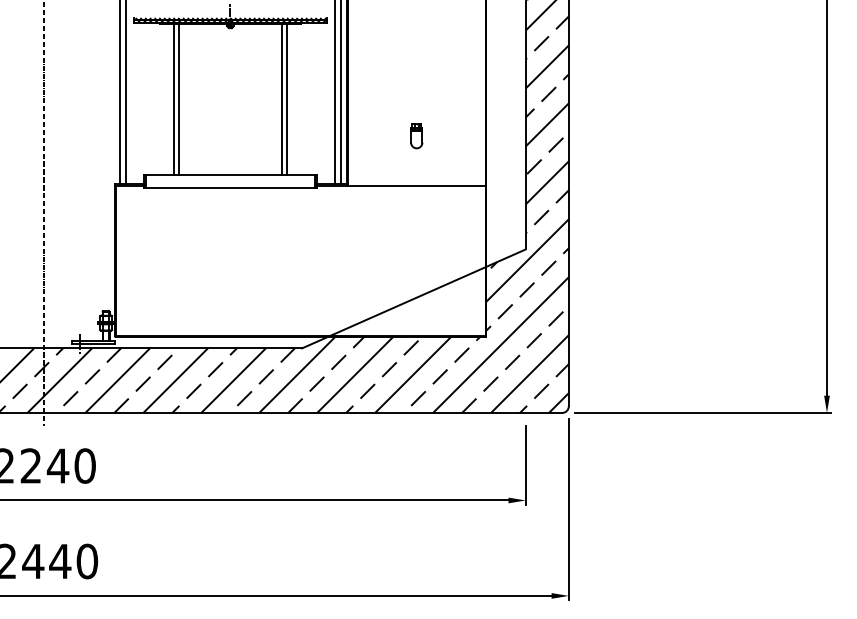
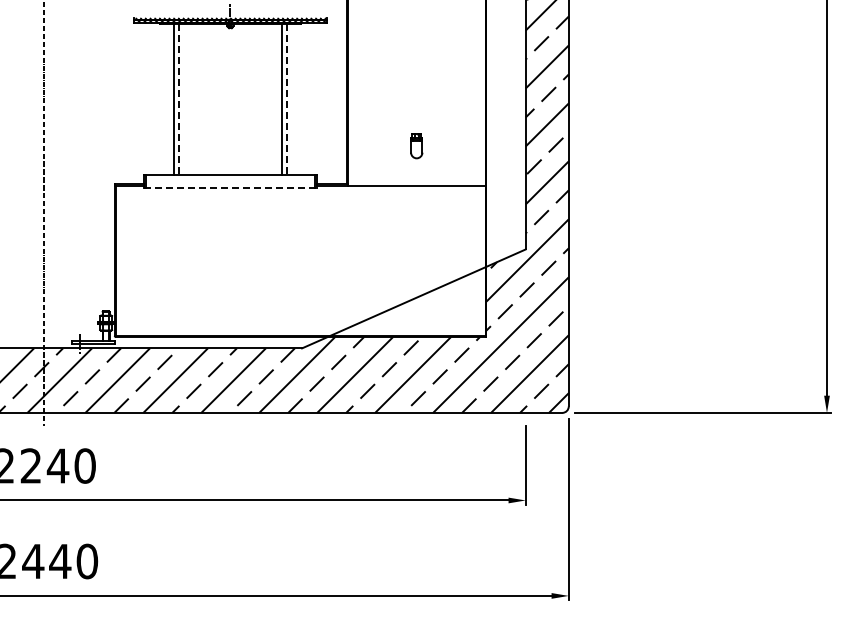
line: present -> none (120, 92)
line: present -> none (125, 92)
line: present -> none (335, 92)
line: present -> none (340, 92)
line: solid -> dashed (179, 99)
line: solid -> dashed (286, 99)
part position: (416, 136) -> (416, 146) (416, 146)
line: solid -> dashed (230, 187)
